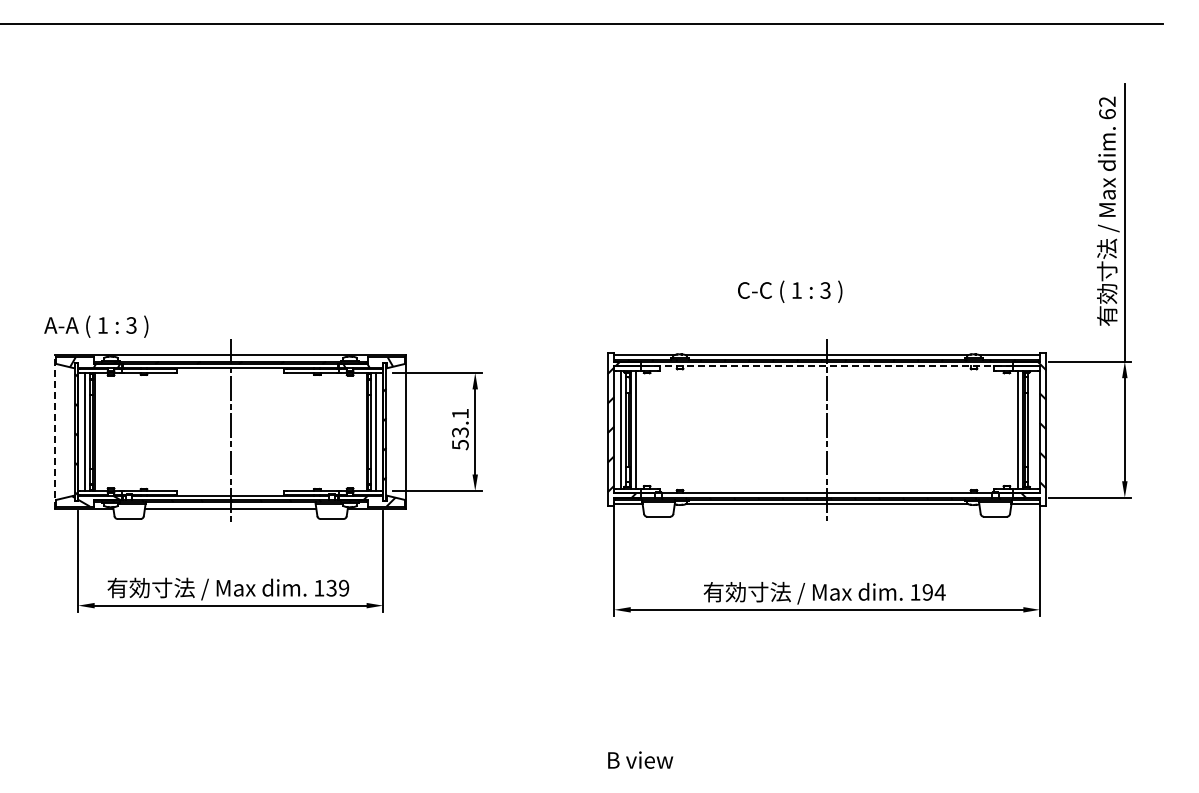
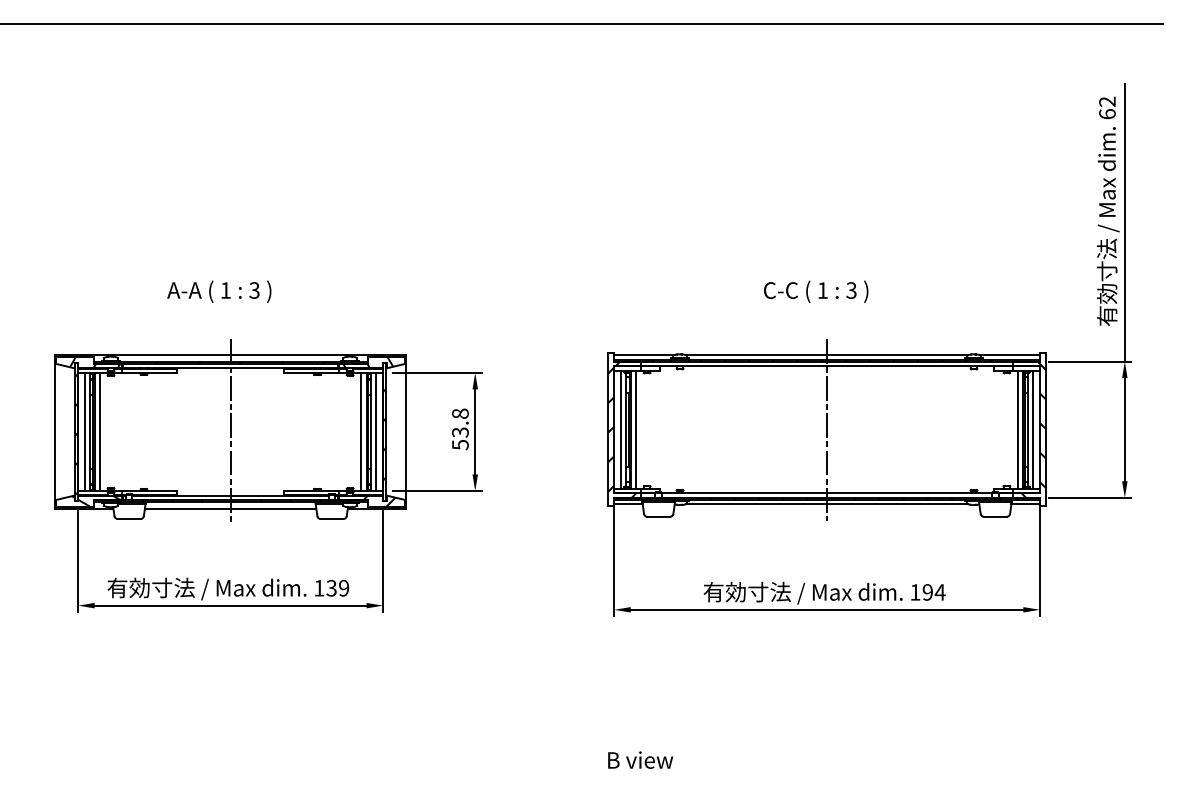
text position: (790, 291) -> (816, 291) (816, 291)
text position: (96, 326) -> (219, 291) (219, 291)
line: dashed -> solid (826, 366)
text: 53.1 -> 53.8 (460, 413)
line: none -> present (1033, 429)
line: dashed -> solid (55, 431)
line: none -> present (100, 431)
line: none -> present (361, 431)
